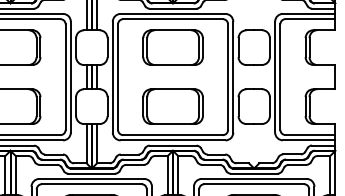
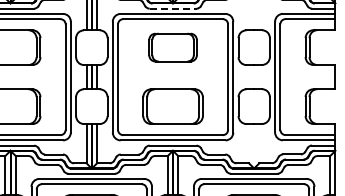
line: solid -> dashed (173, 8)
part size: 62x37 px -> 50x31 px (172, 47)
